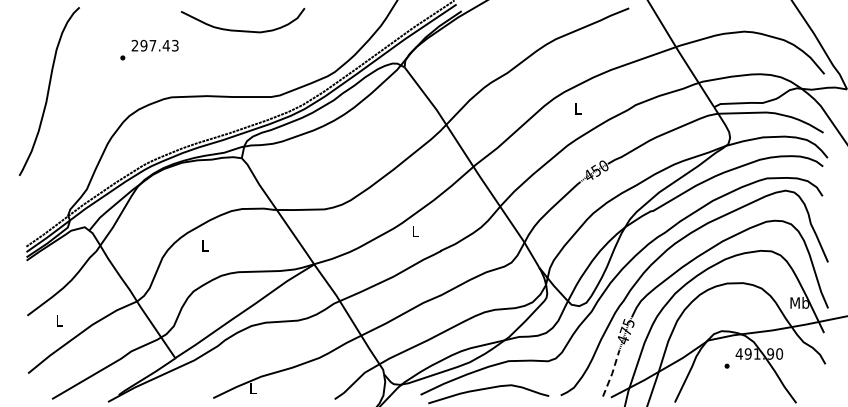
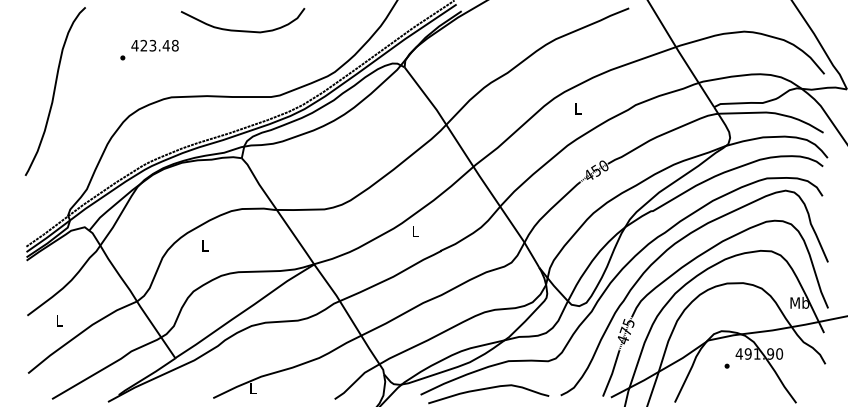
text: 297.43 -> 423.48 (154, 45)
curve position: (48, 91) -> (54, 91) (54, 91)
line: dashed -> solid (612, 373)
